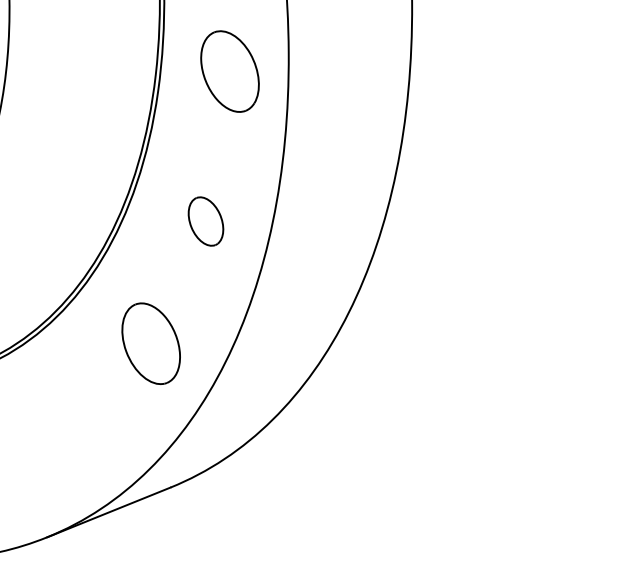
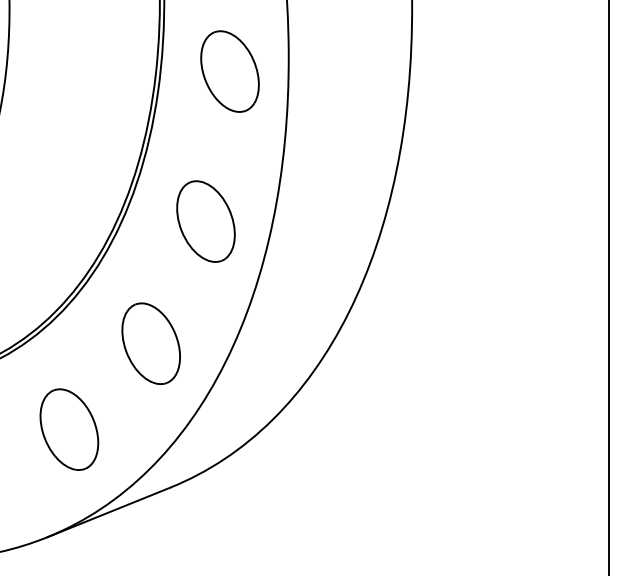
part size: 38x51 px -> 60x83 px (205, 221)
line: none -> present (609, 287)
part: none -> present (69, 429)
